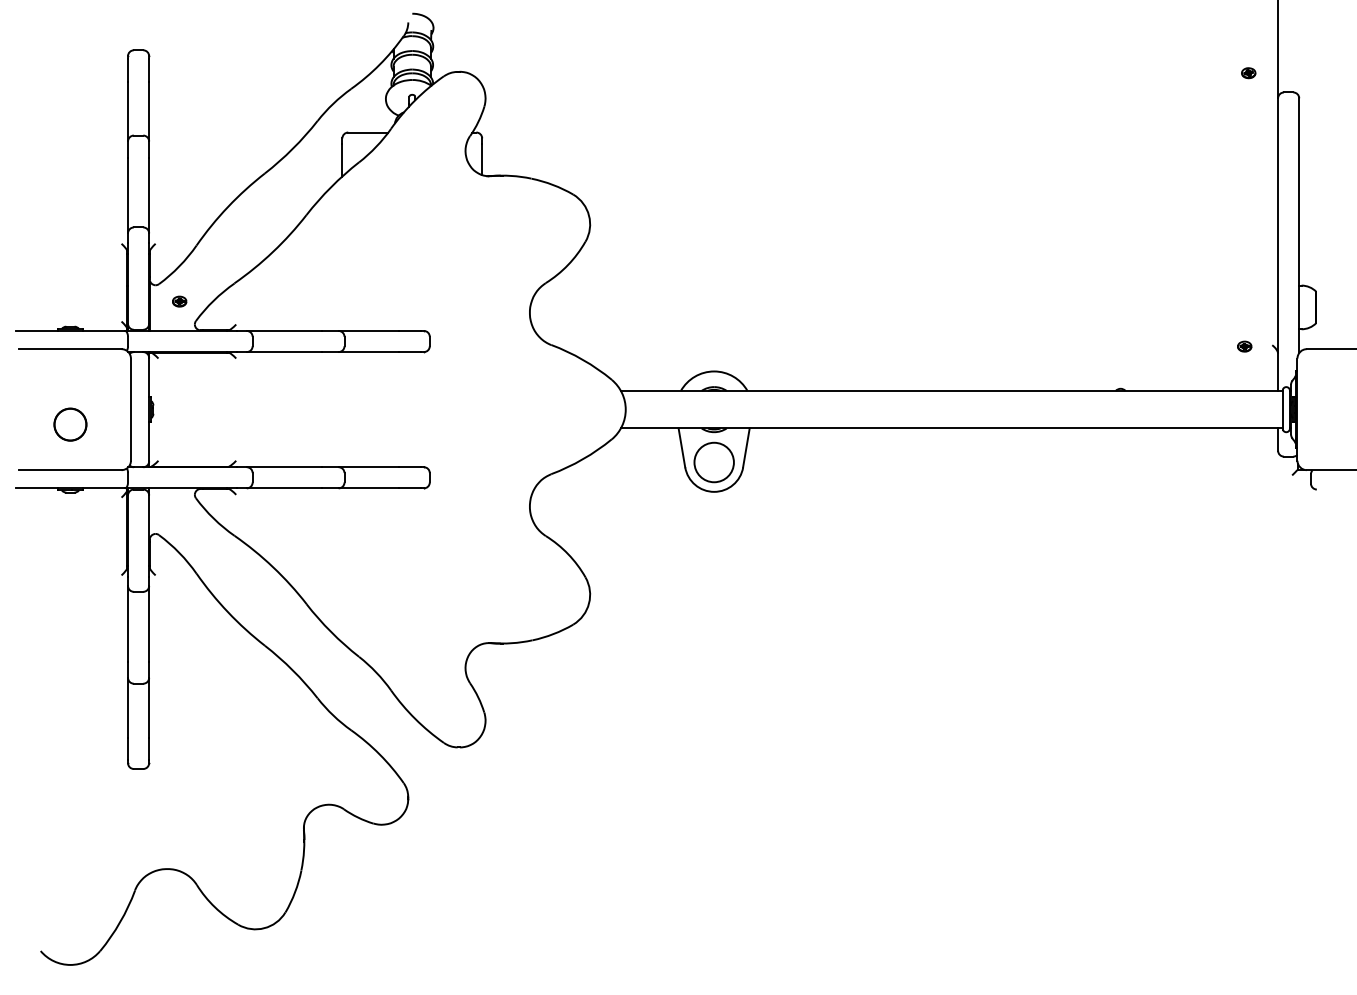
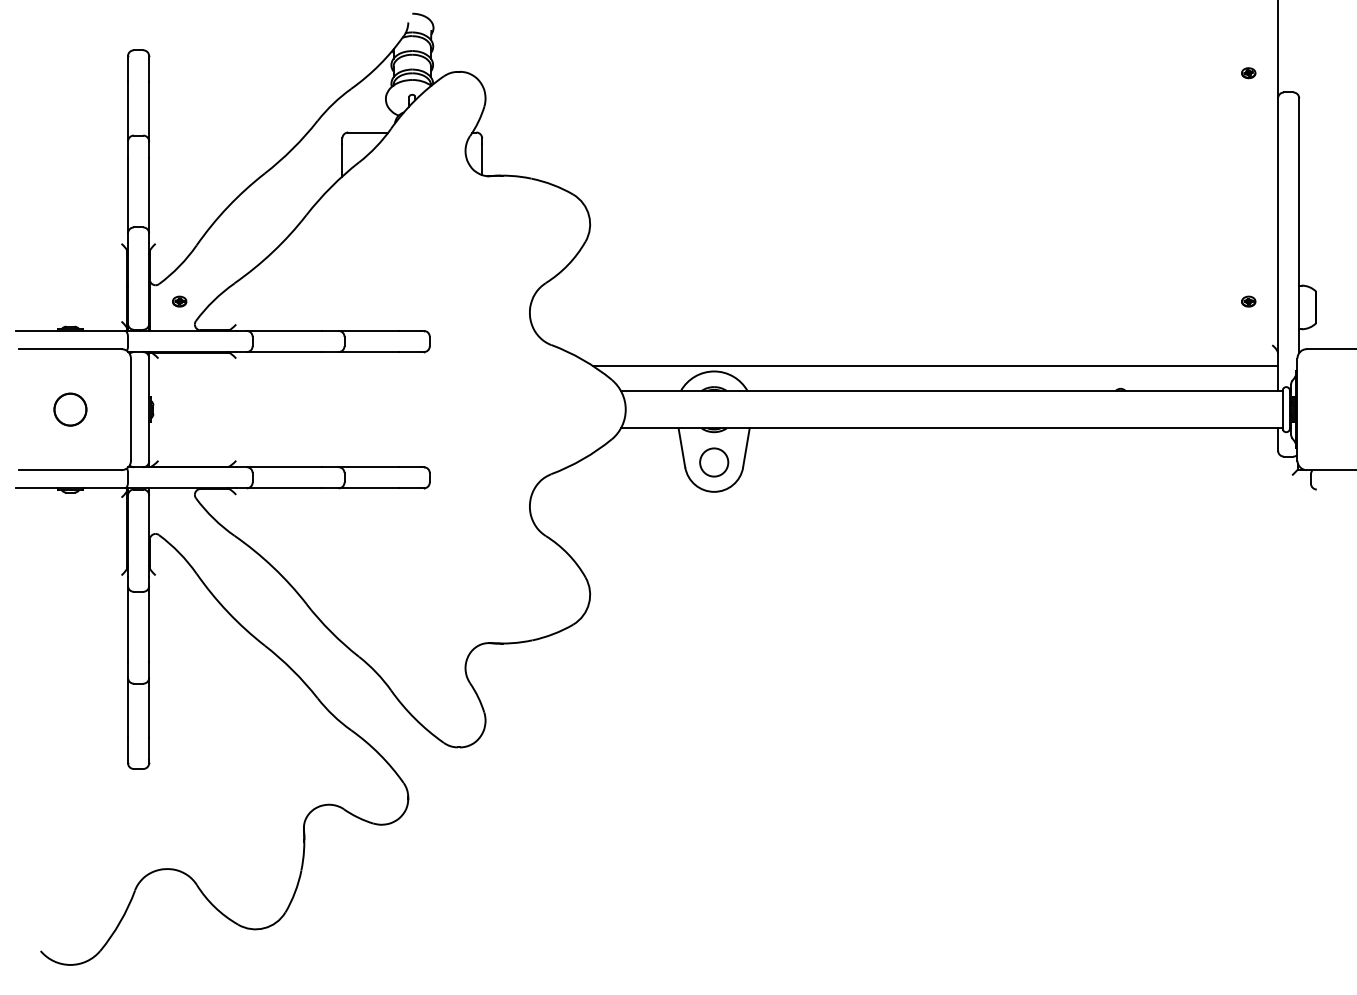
part position: (1244, 346) -> (1248, 301) (1248, 301)
line: none -> present (935, 366)
circle position: (70, 424) -> (70, 409) (70, 409)
circle diameter: 39 px -> 28 px (714, 462)
